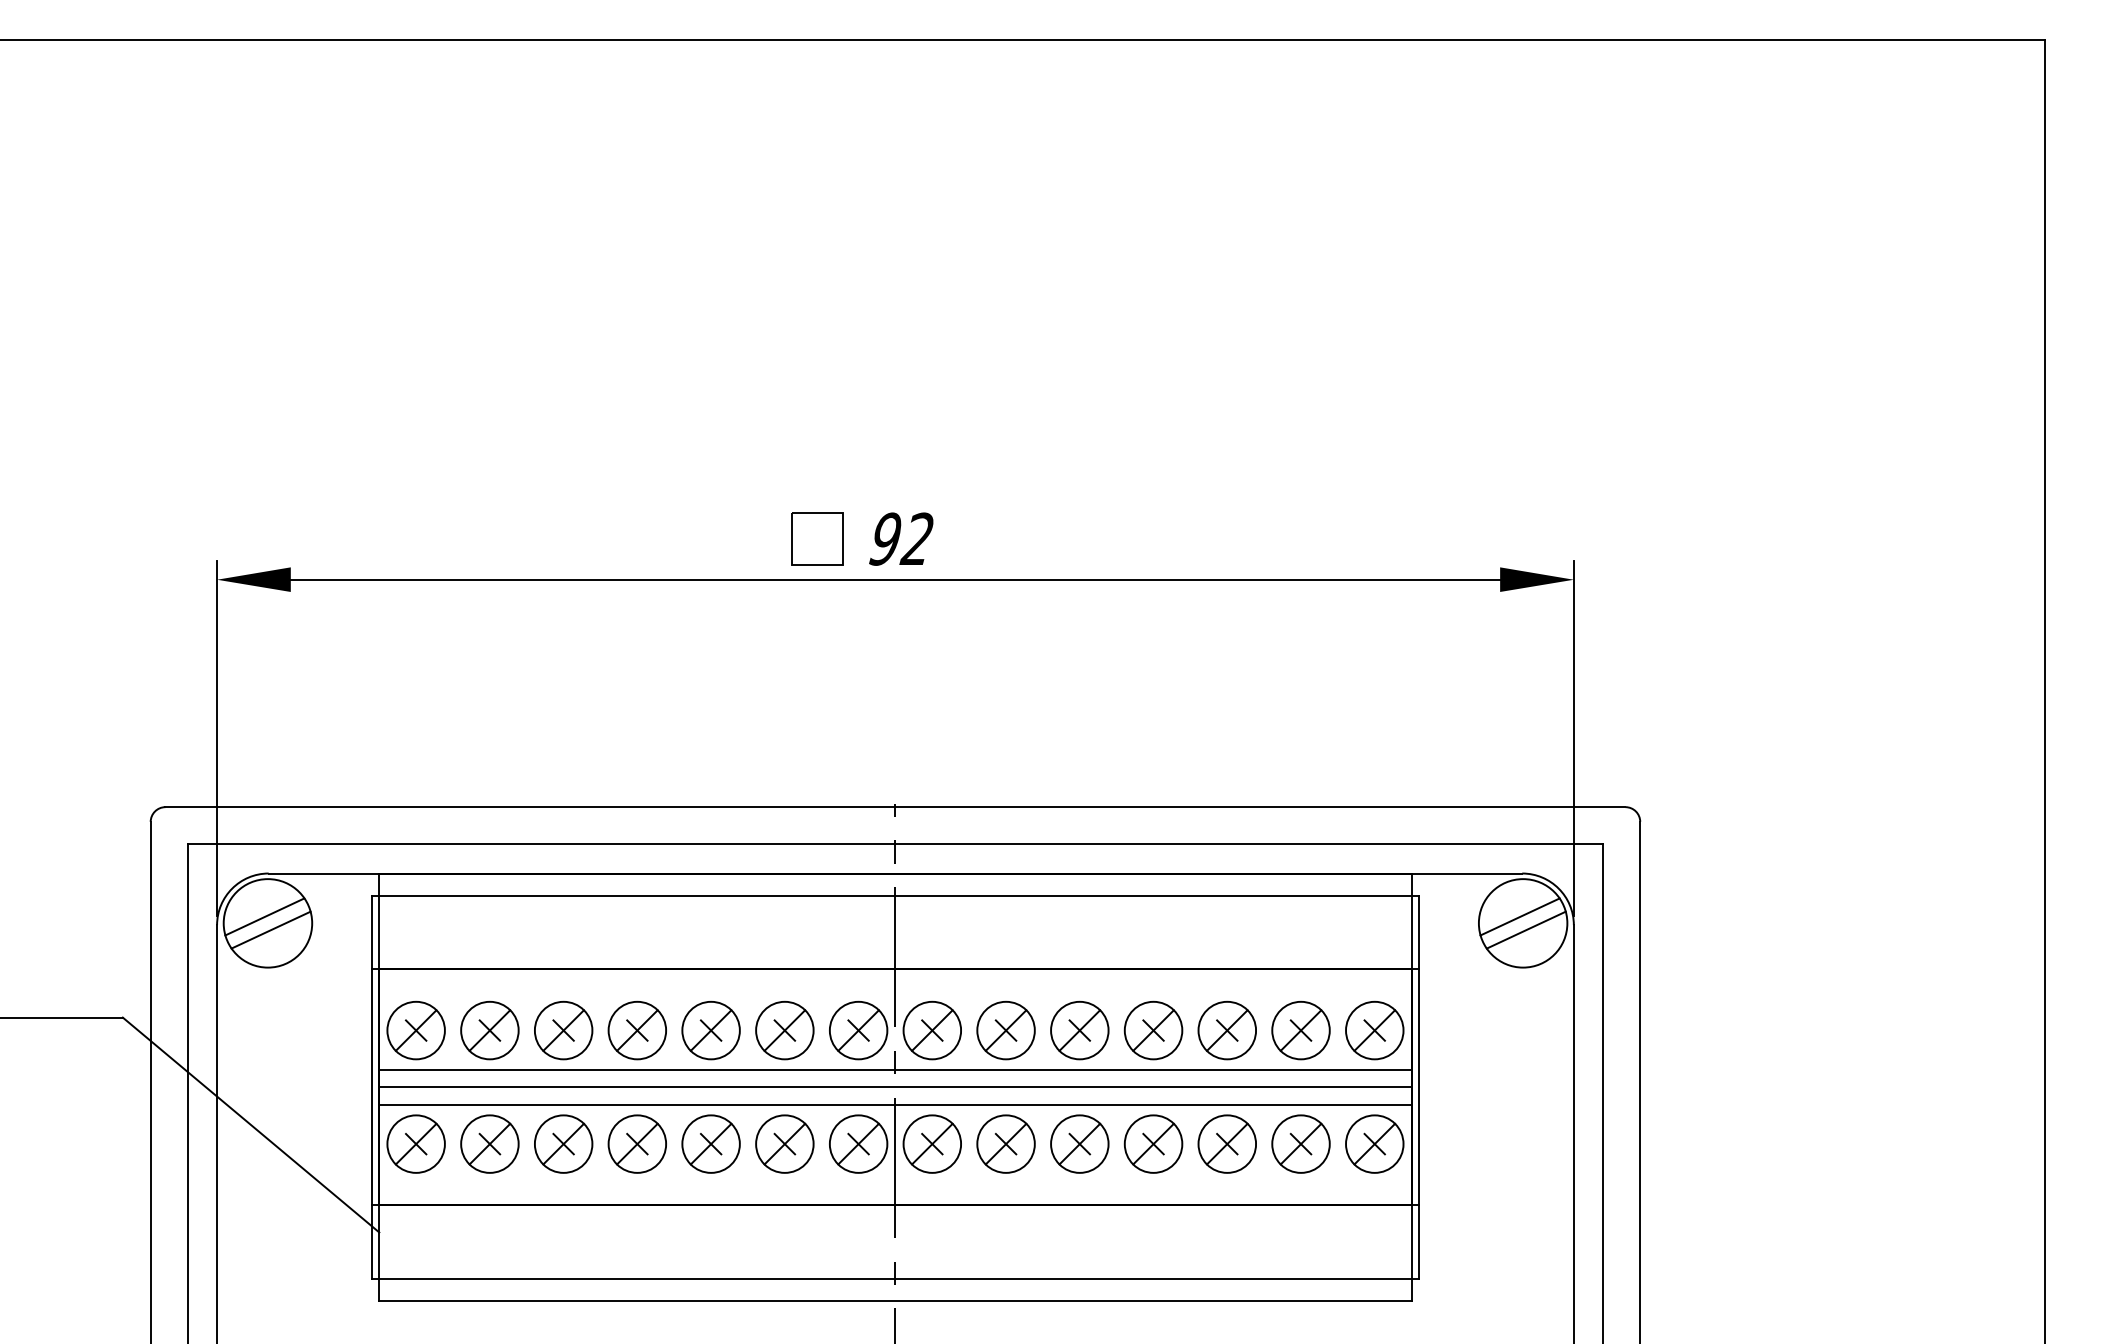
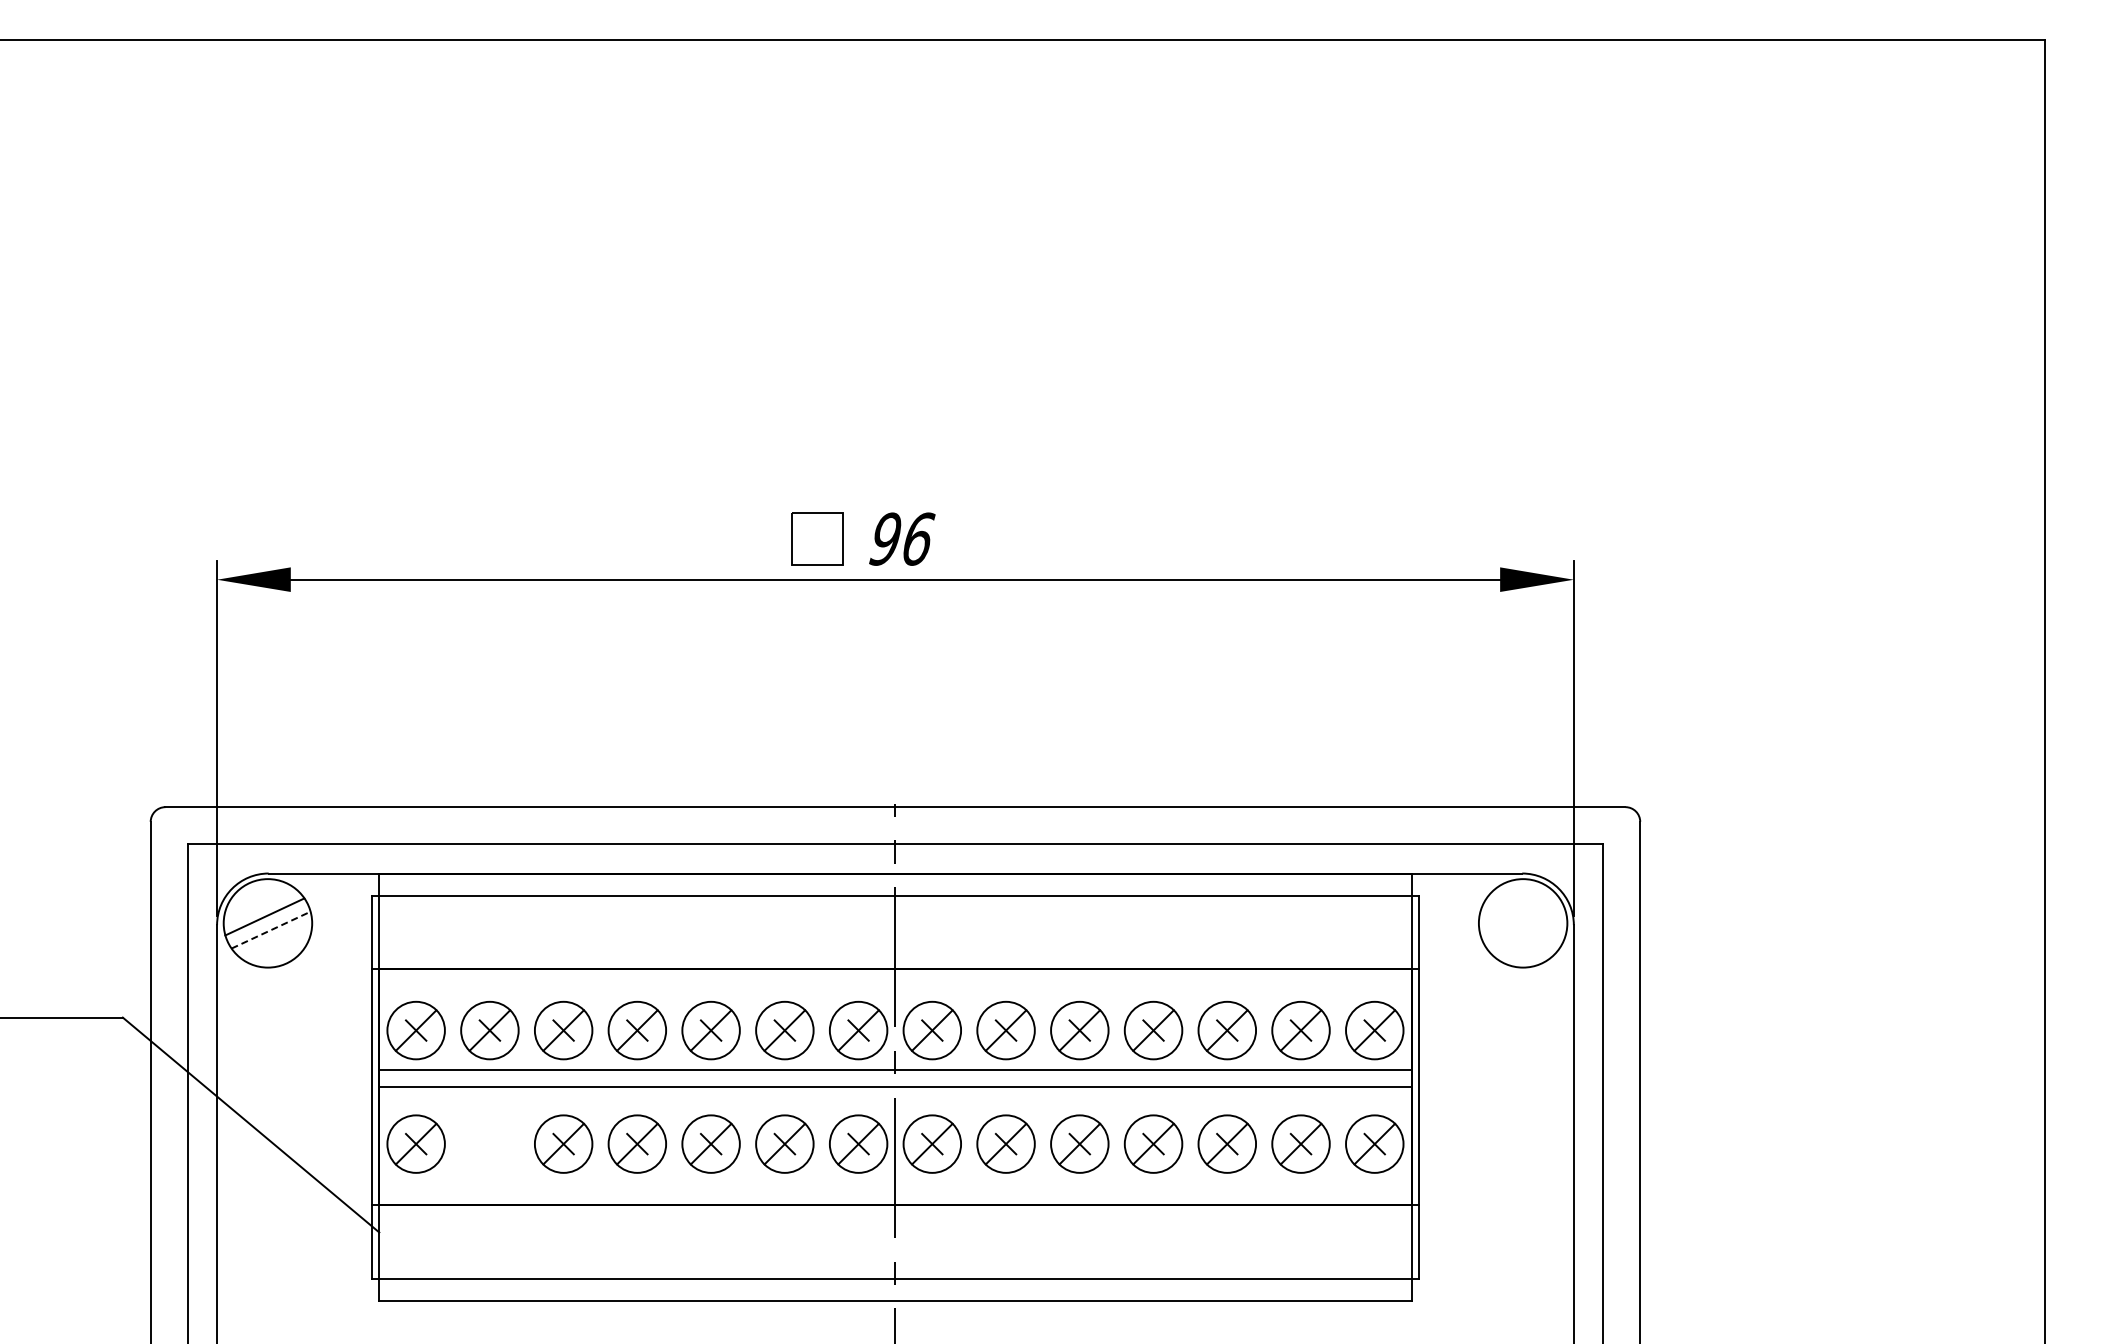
text: 92 -> 96 (917, 538)
line: present -> none (1519, 916)
line: present -> none (1525, 929)
line: solid -> dashed (271, 930)
line: present -> none (895, 1105)
part: present -> none (489, 1143)
